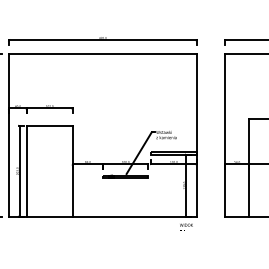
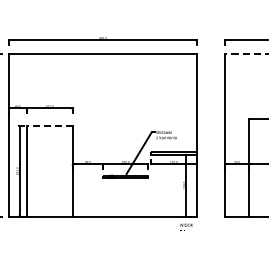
line: solid -> dashed (247, 53)
line: solid -> dashed (49, 125)
